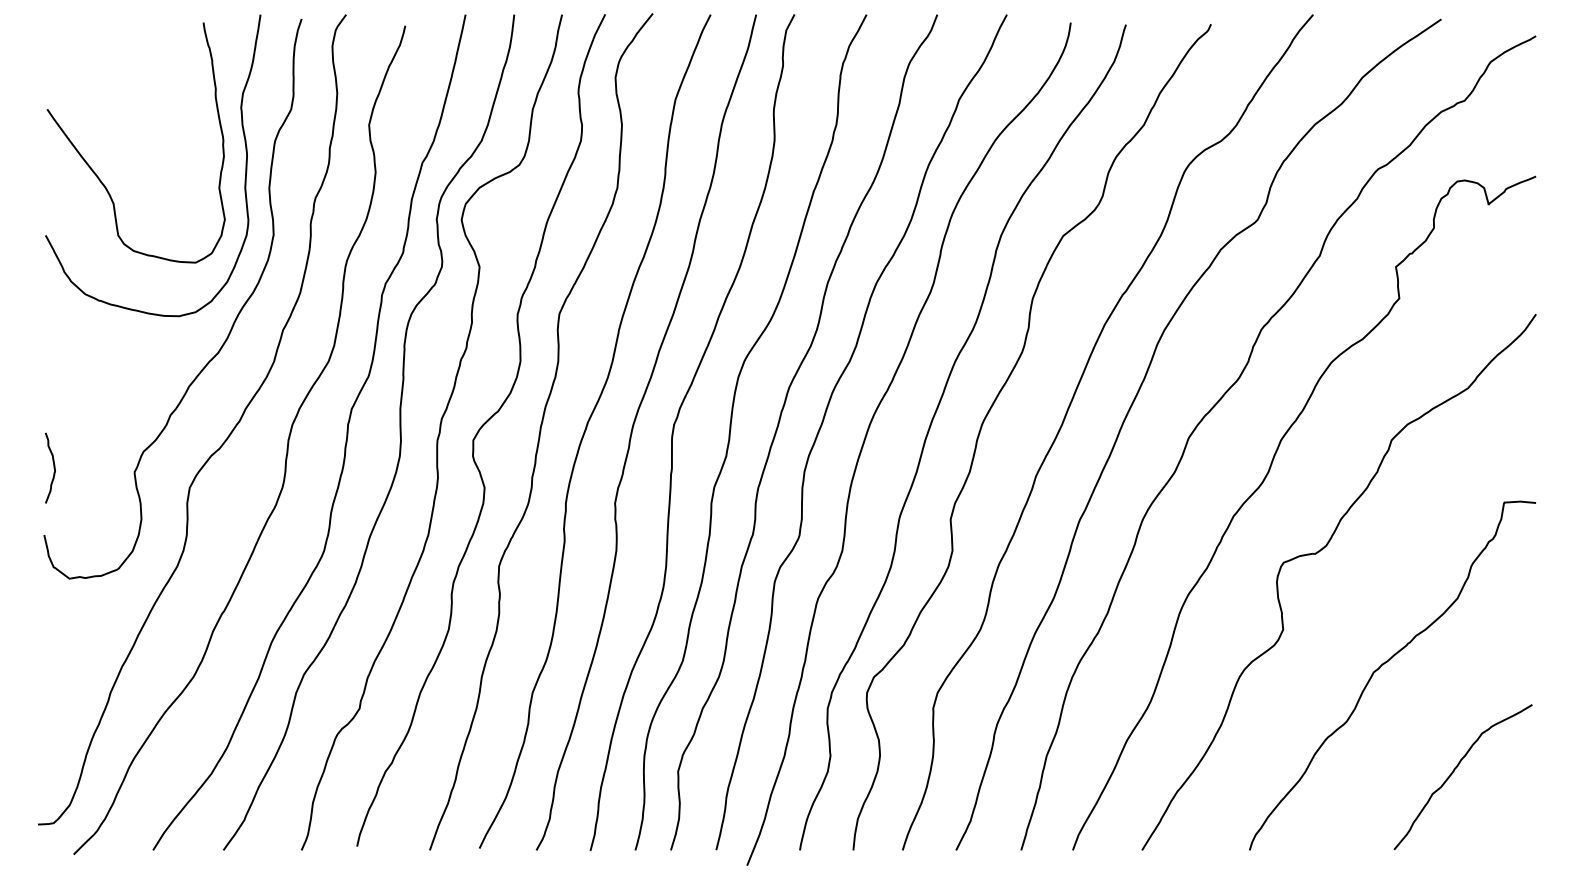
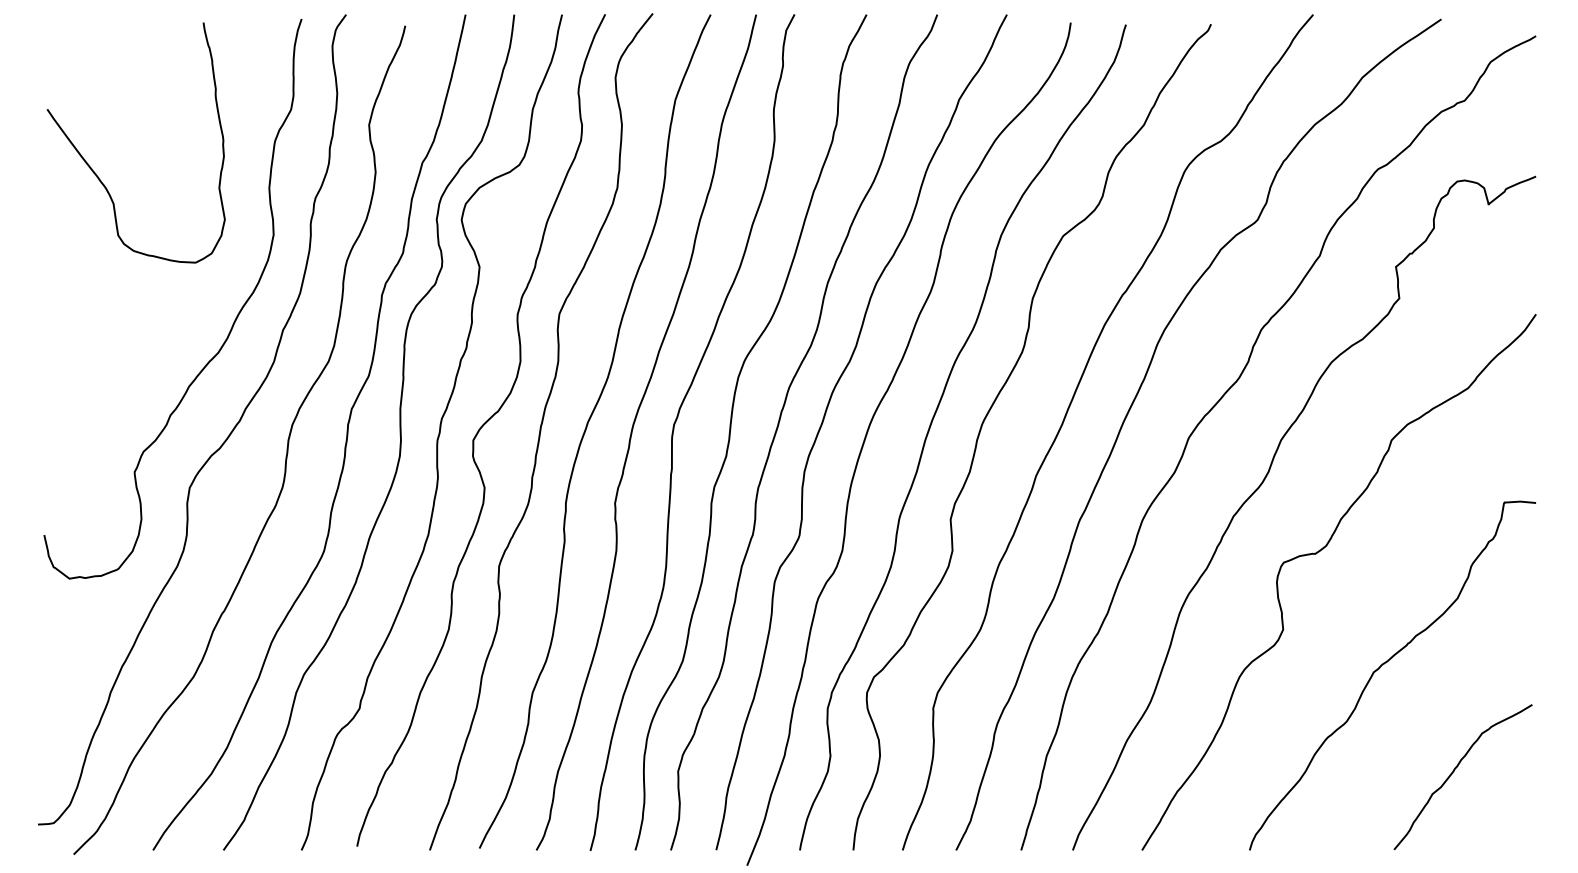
curve: present -> none (244, 178)
curve: present -> none (53, 467)
